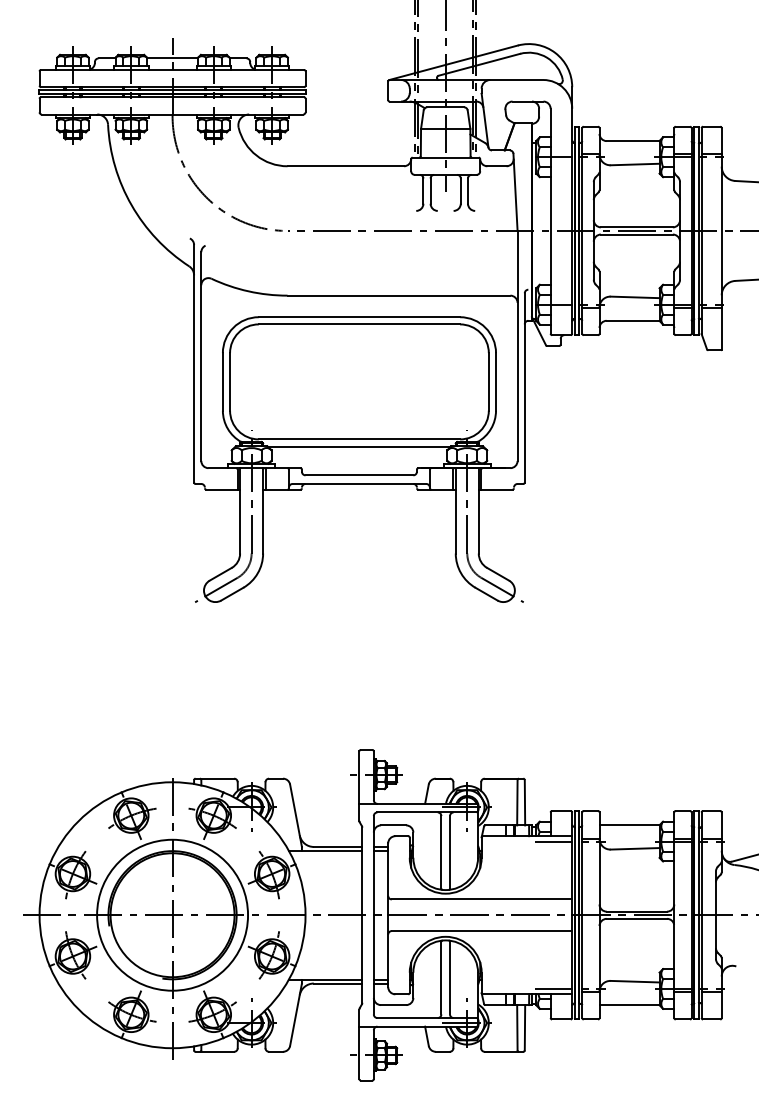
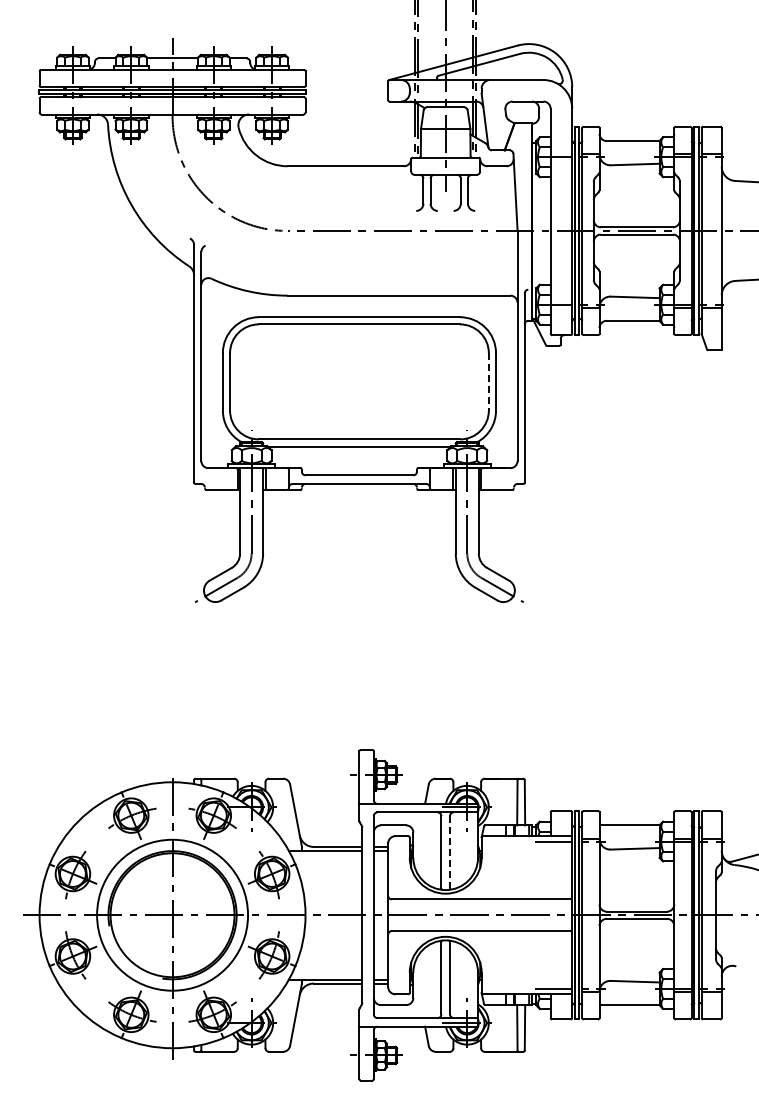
line: solid -> dashed (488, 381)
line: solid -> dashed (450, 851)
